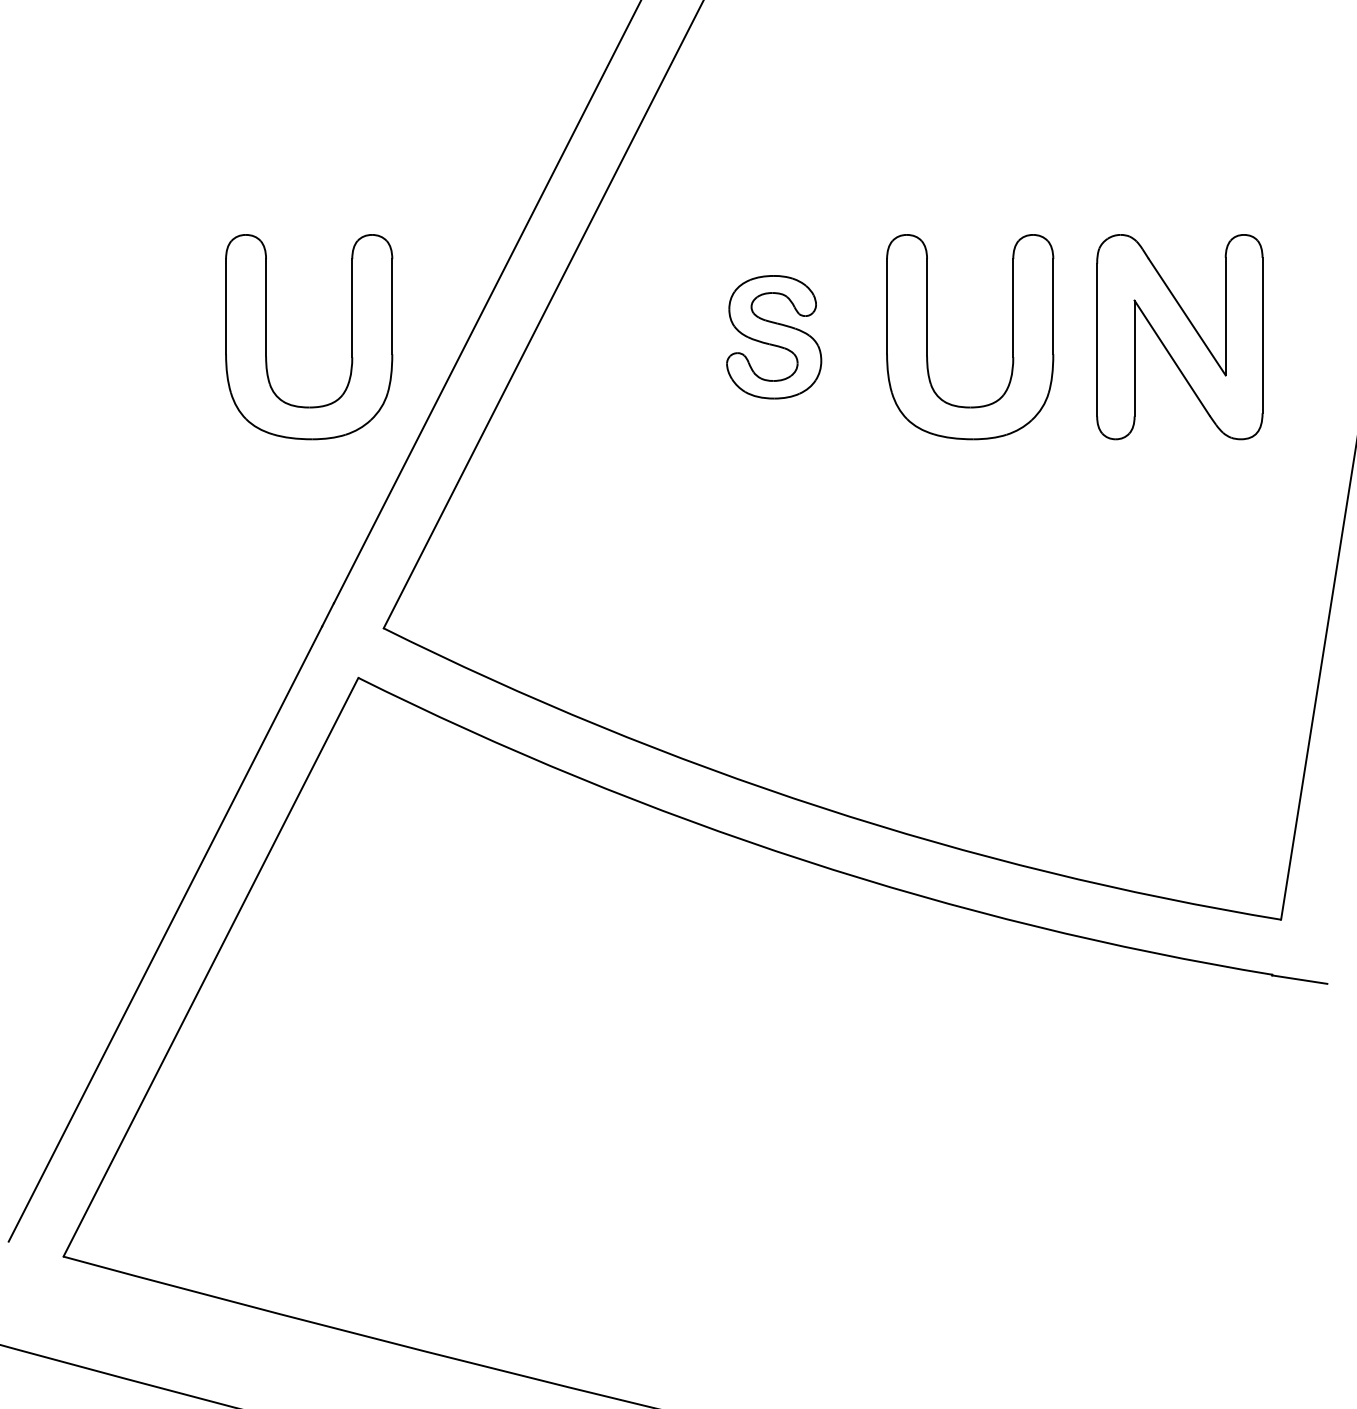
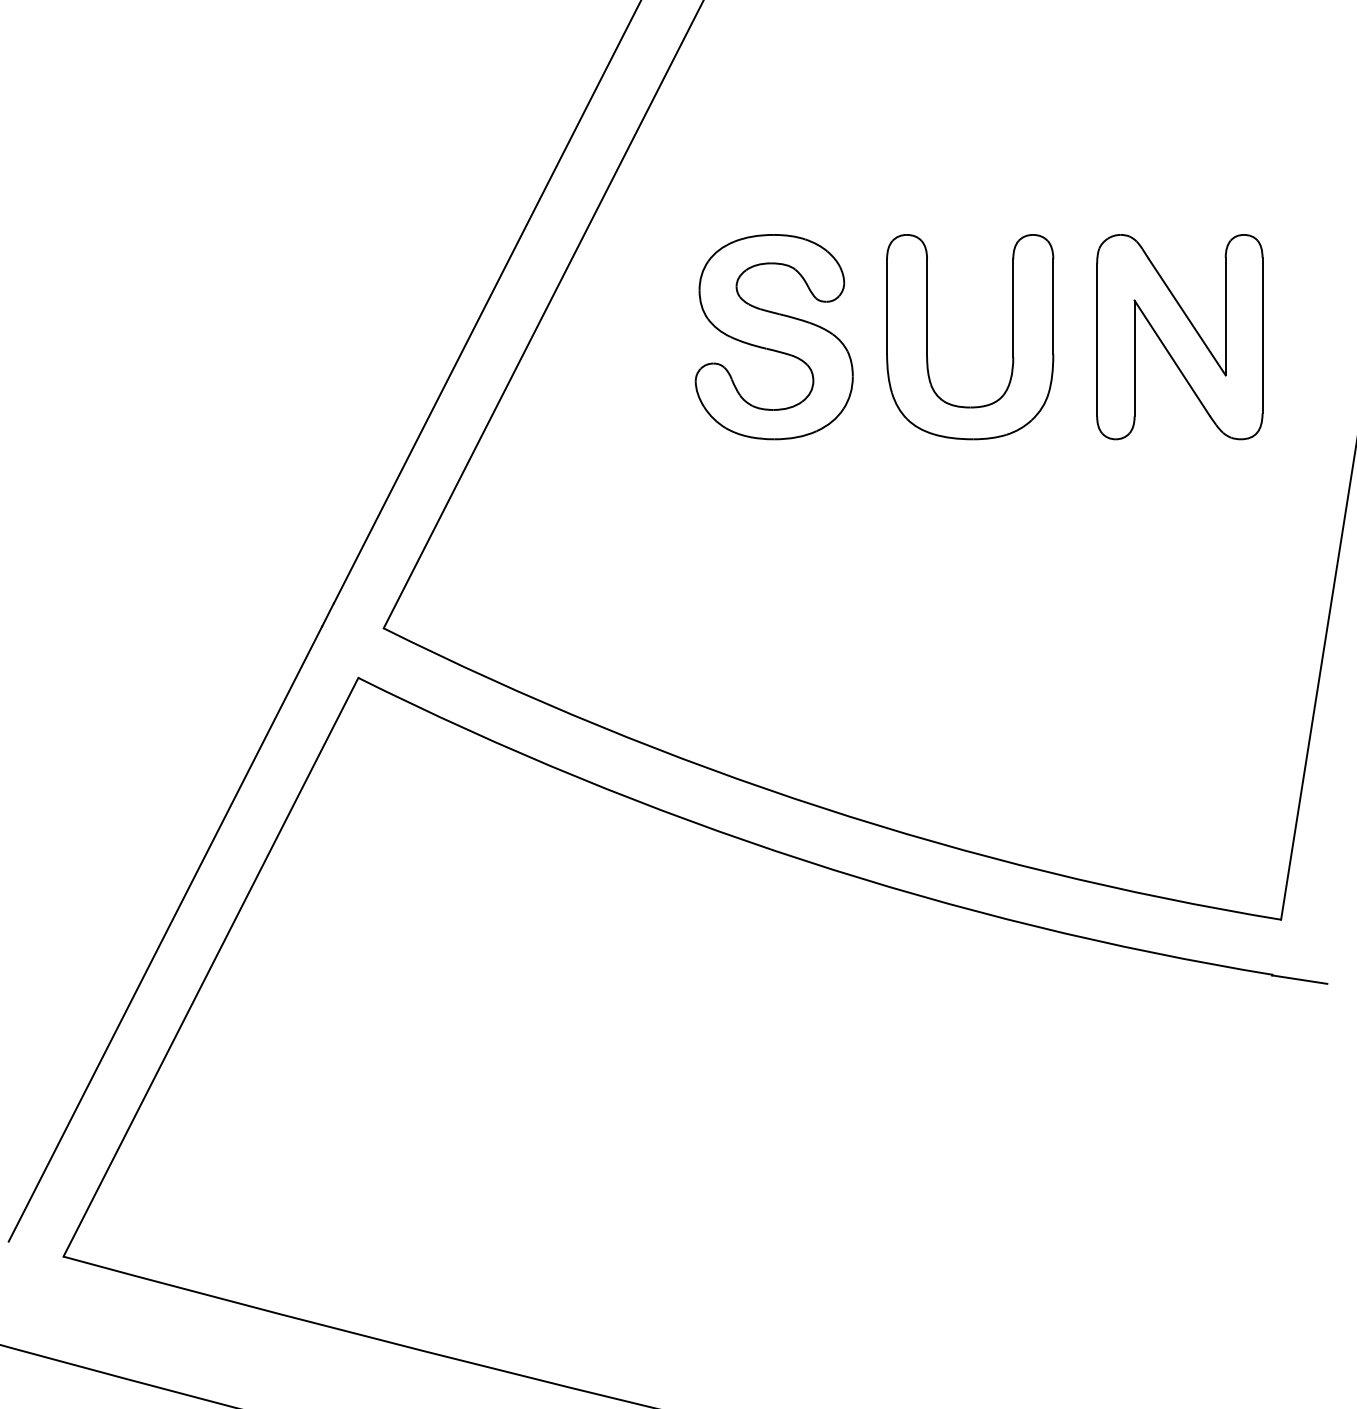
part: present -> none (351, 337)
part size: 97x125 px -> 160x207 px (773, 337)
